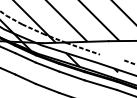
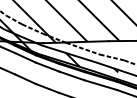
line: none -> present (112, 57)
